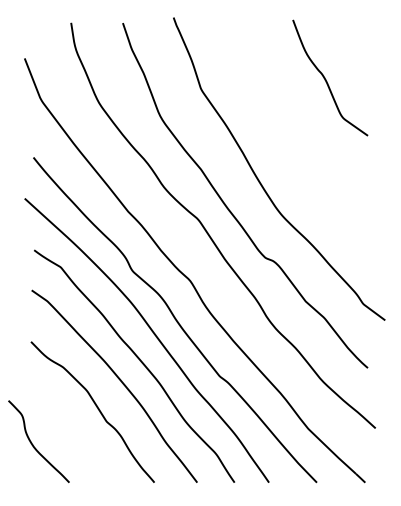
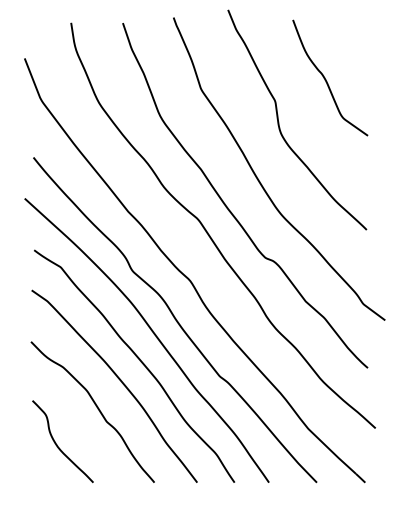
curve: none -> present (279, 122)
curve position: (33, 444) -> (57, 444) (57, 444)
